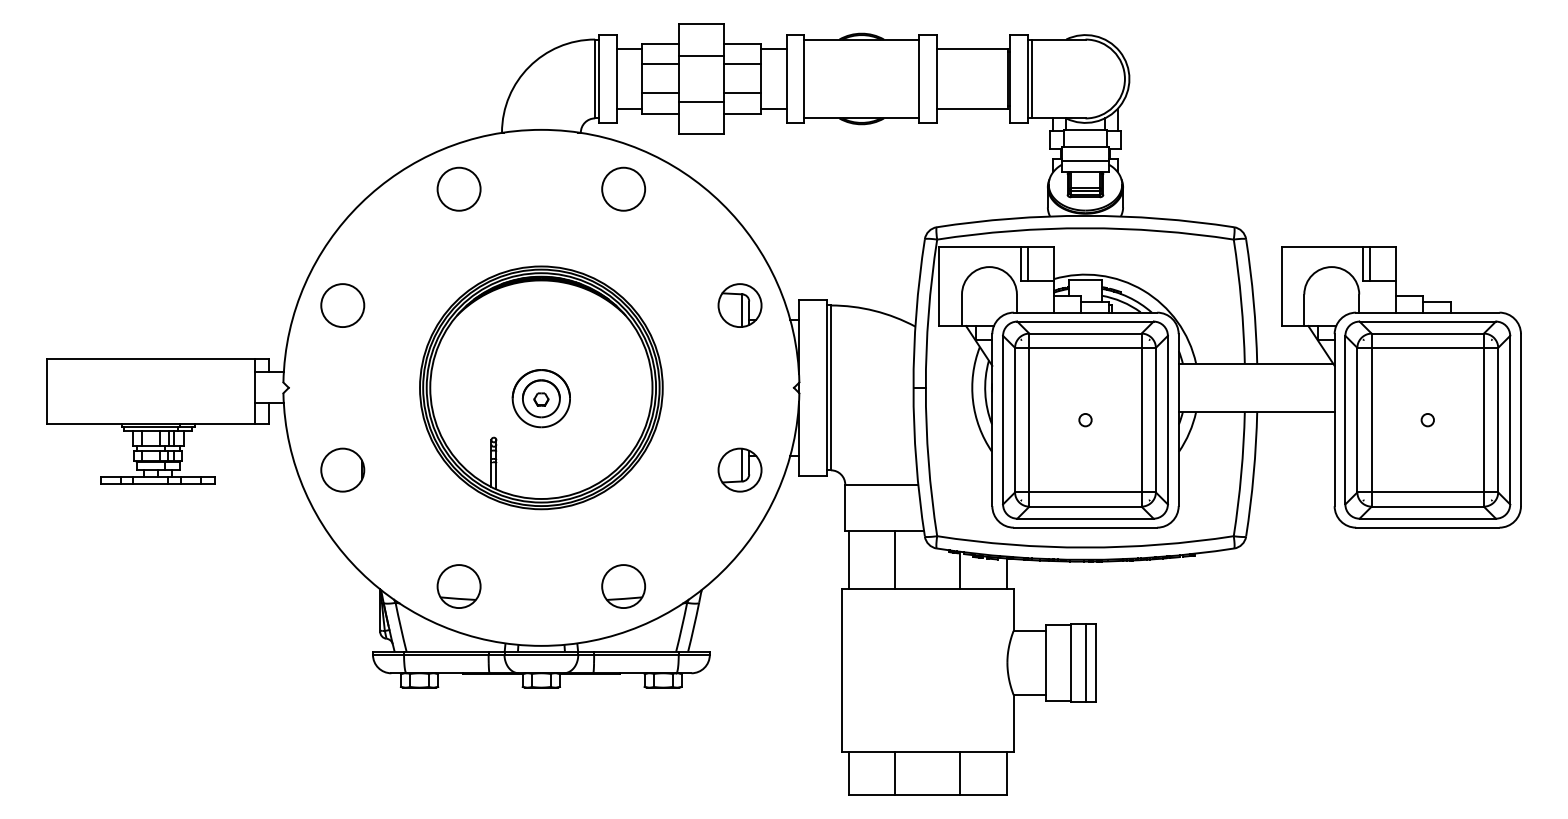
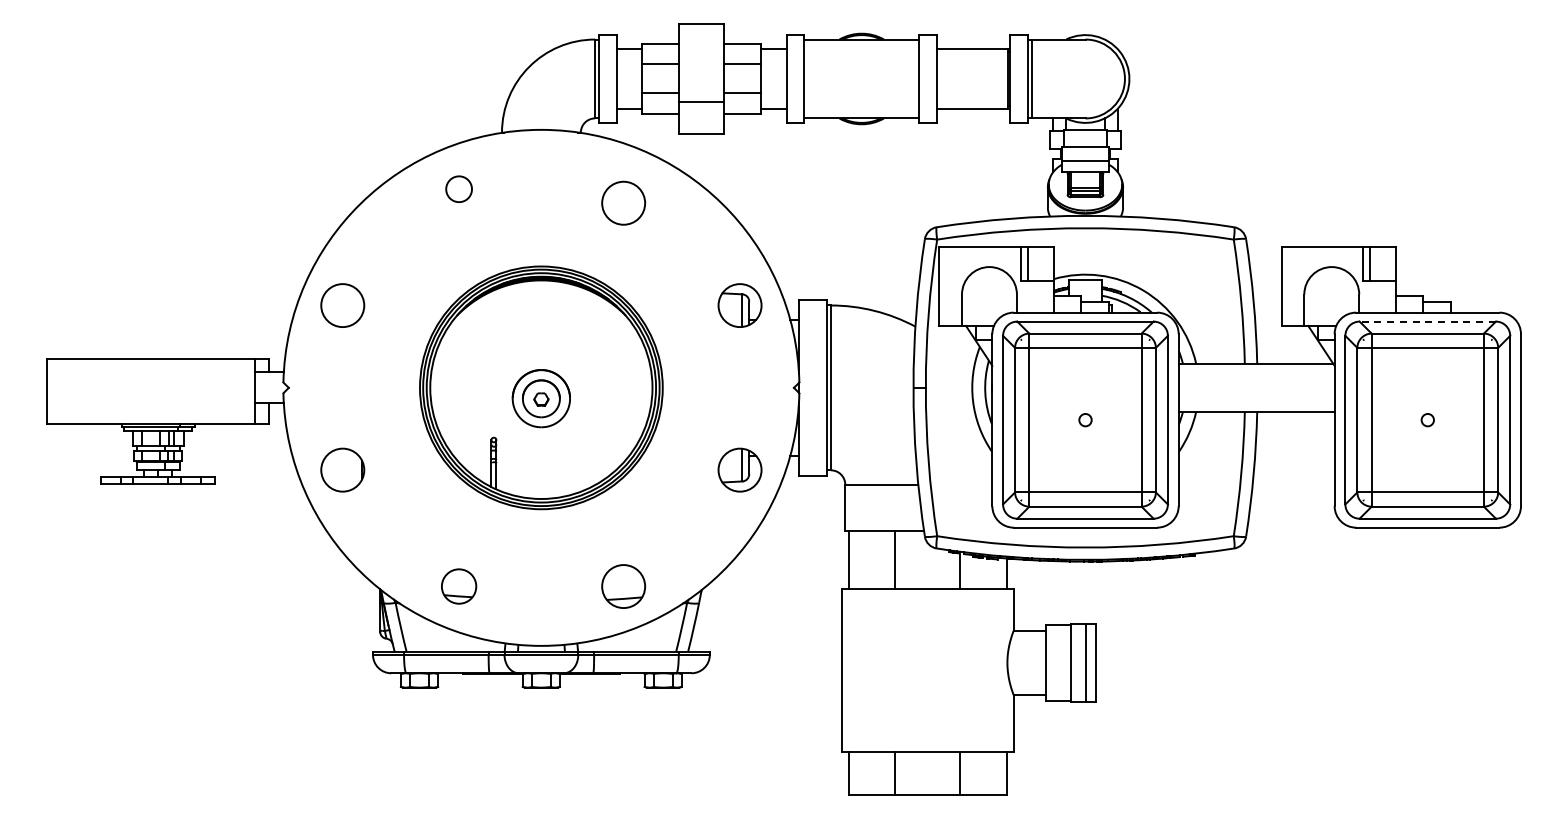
line: present -> none (701, 56)
circle diameter: 43 px -> 26 px (459, 189)
circle position: (623, 188) -> (623, 202) (623, 202)
line: solid -> dashed (1427, 321)
part size: 46x45 px -> 37x37 px (459, 586)
